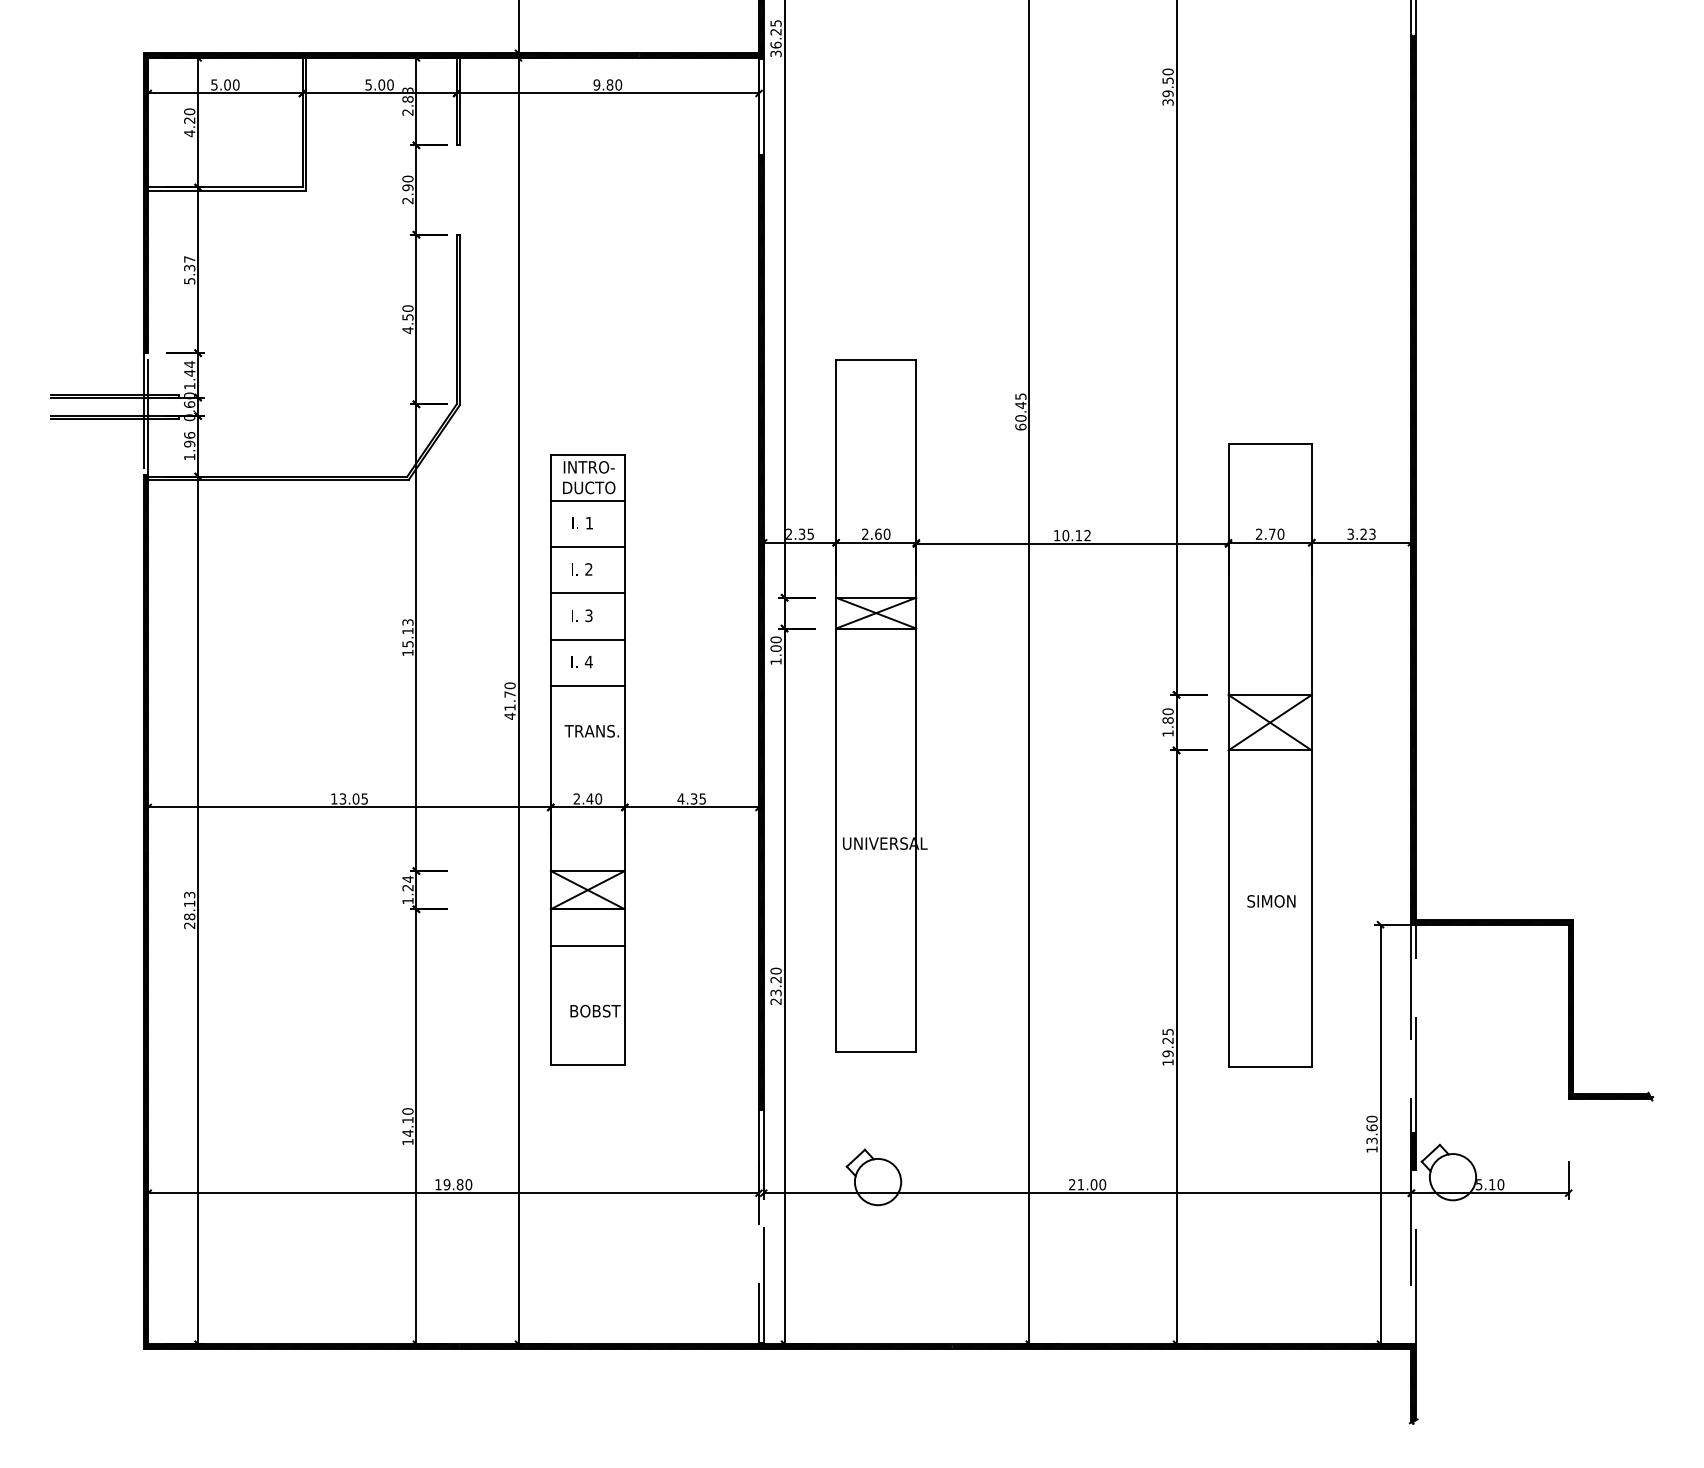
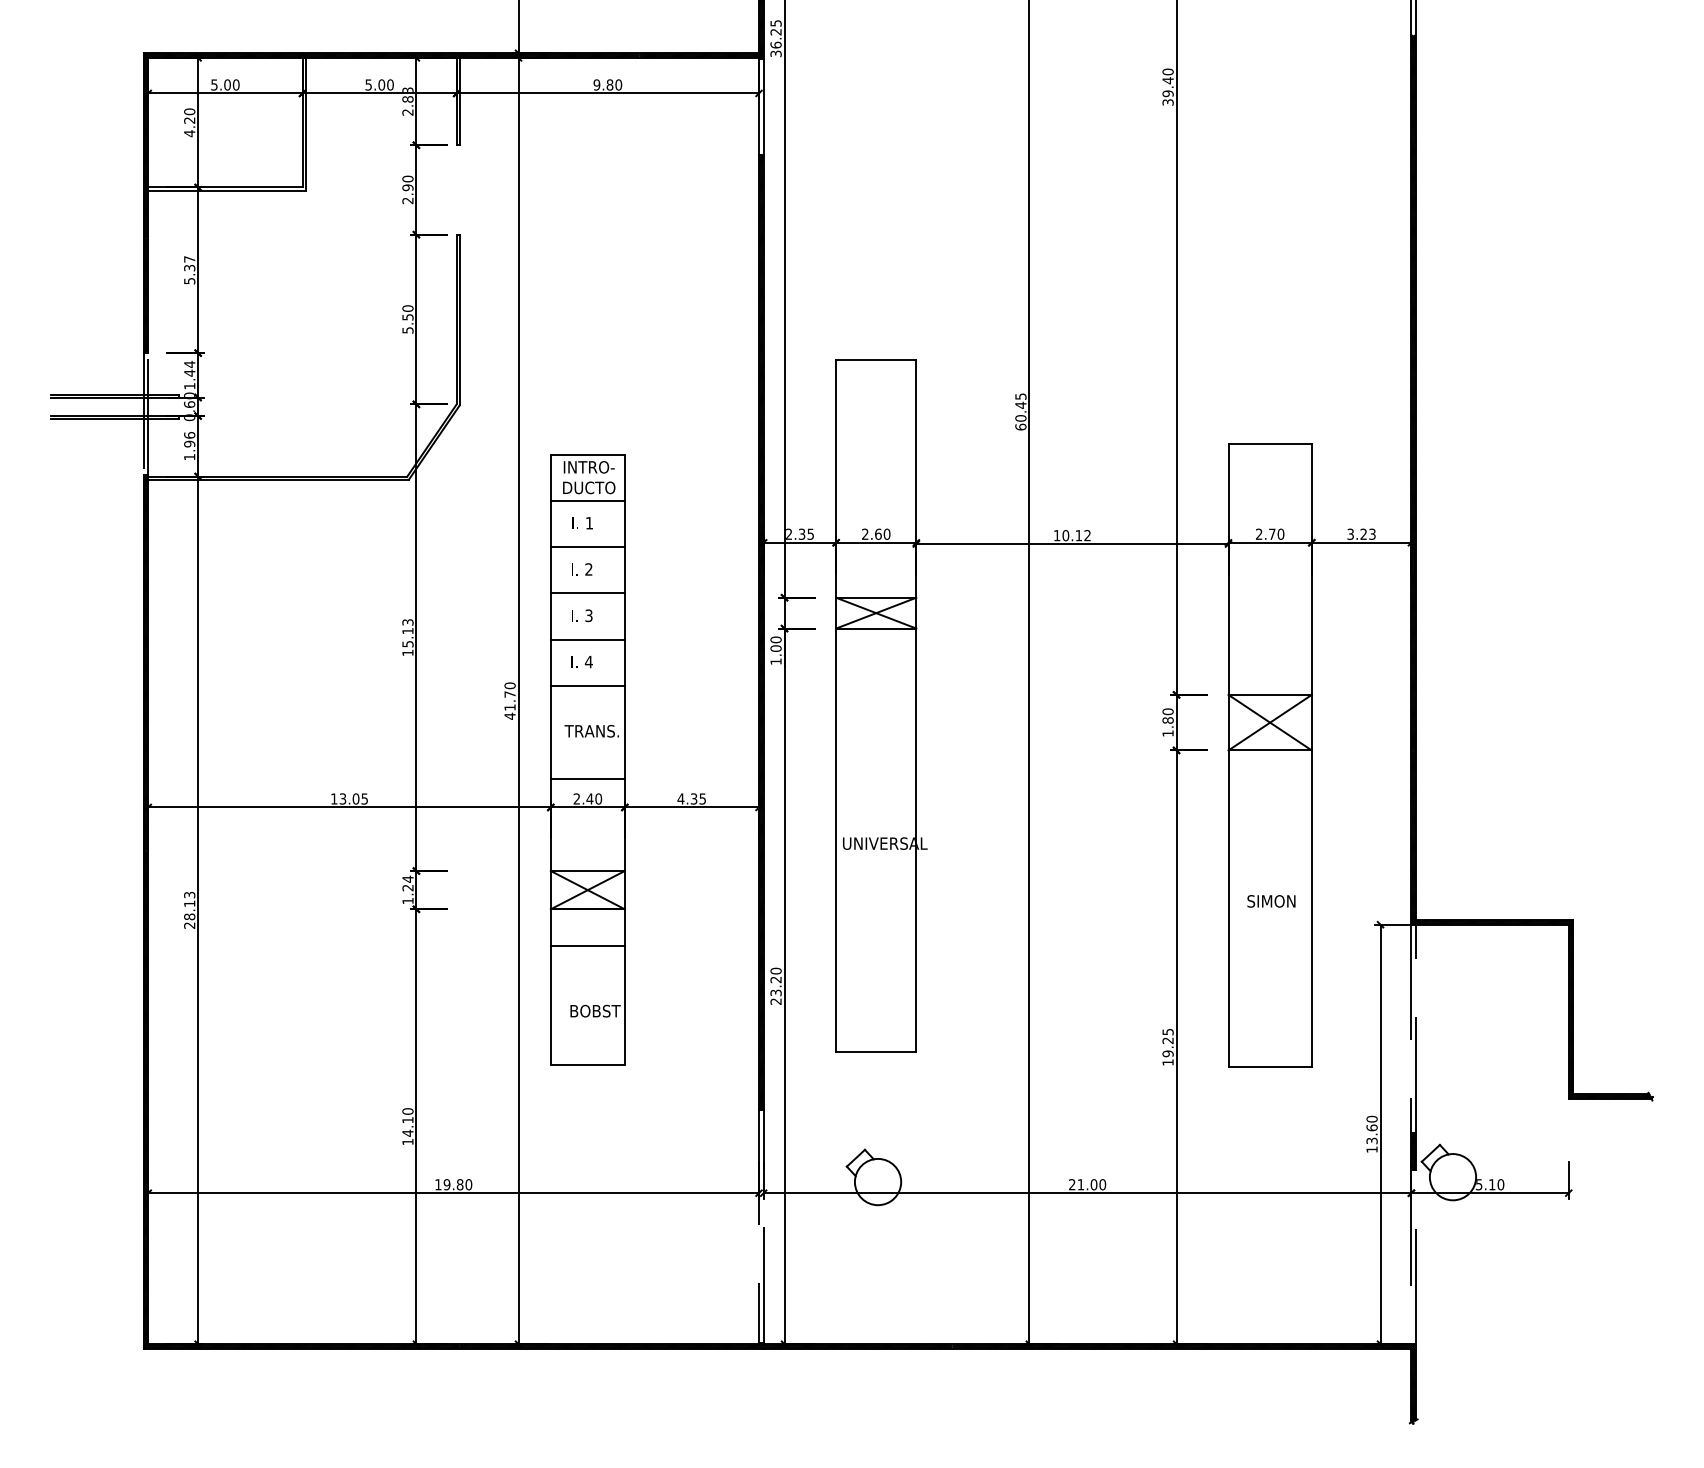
text: 39.50 -> 39.40 (1167, 80)
text: 4.50 -> 5.50 (407, 329)
line: none -> present (587, 778)
